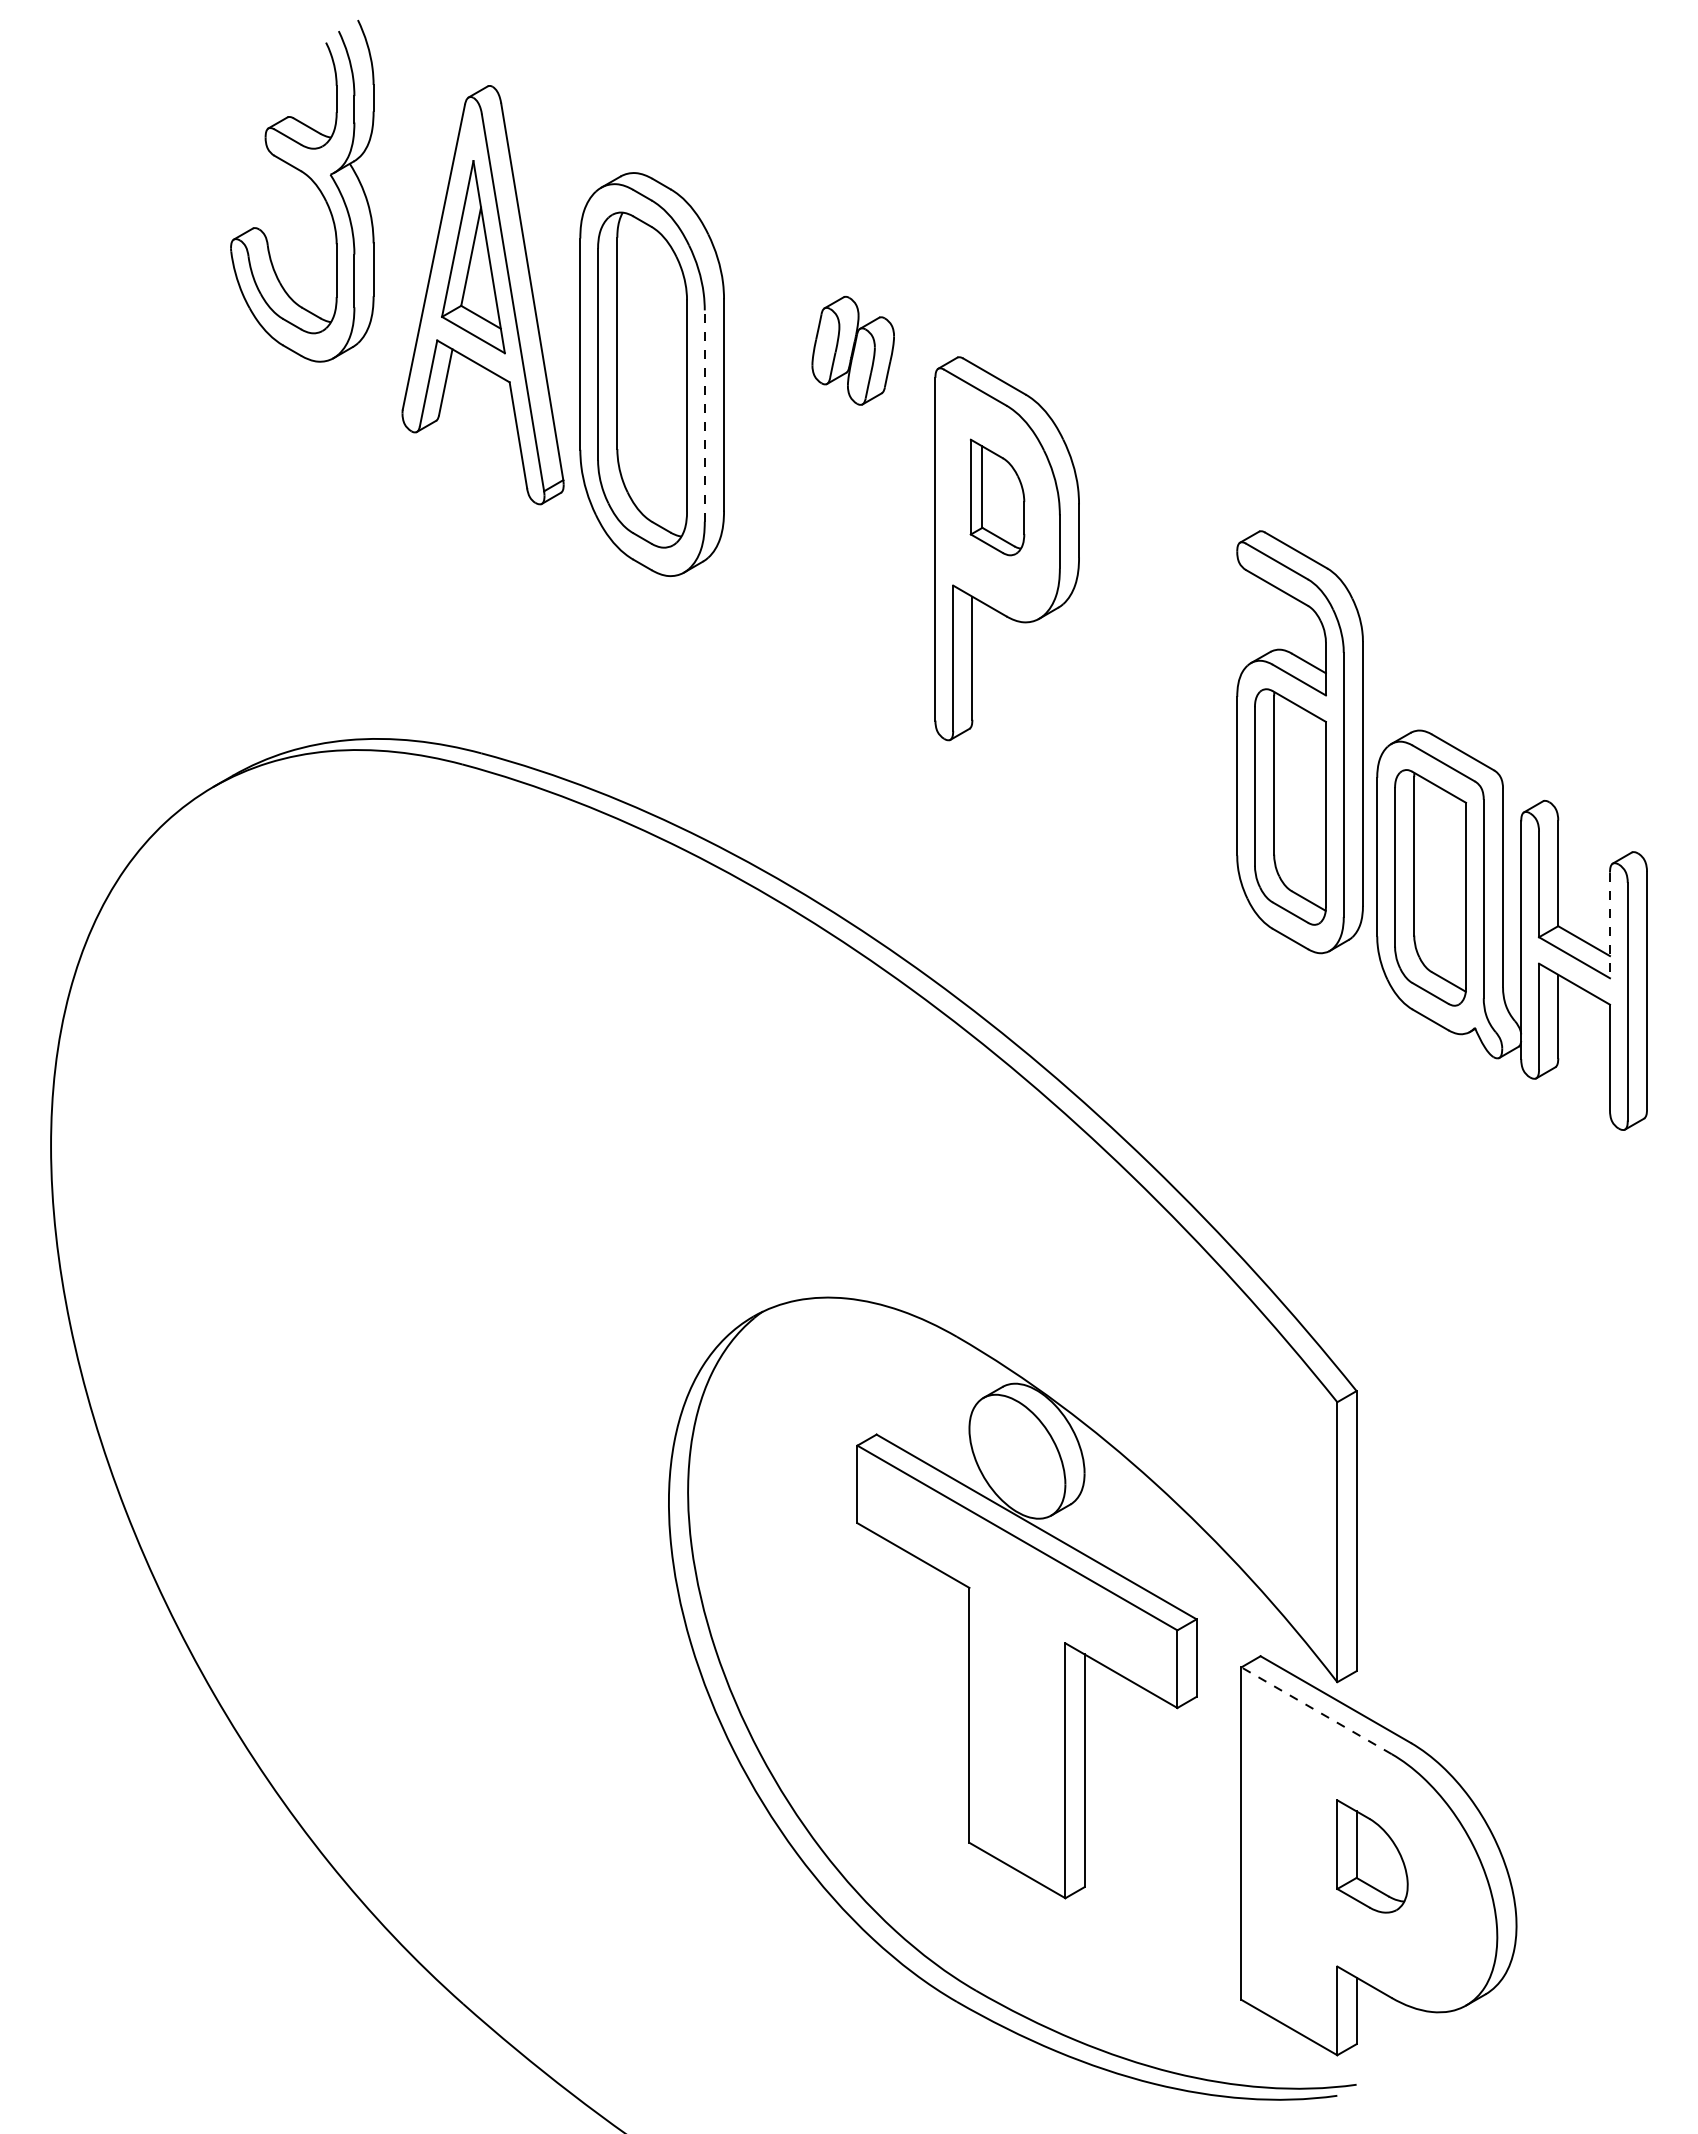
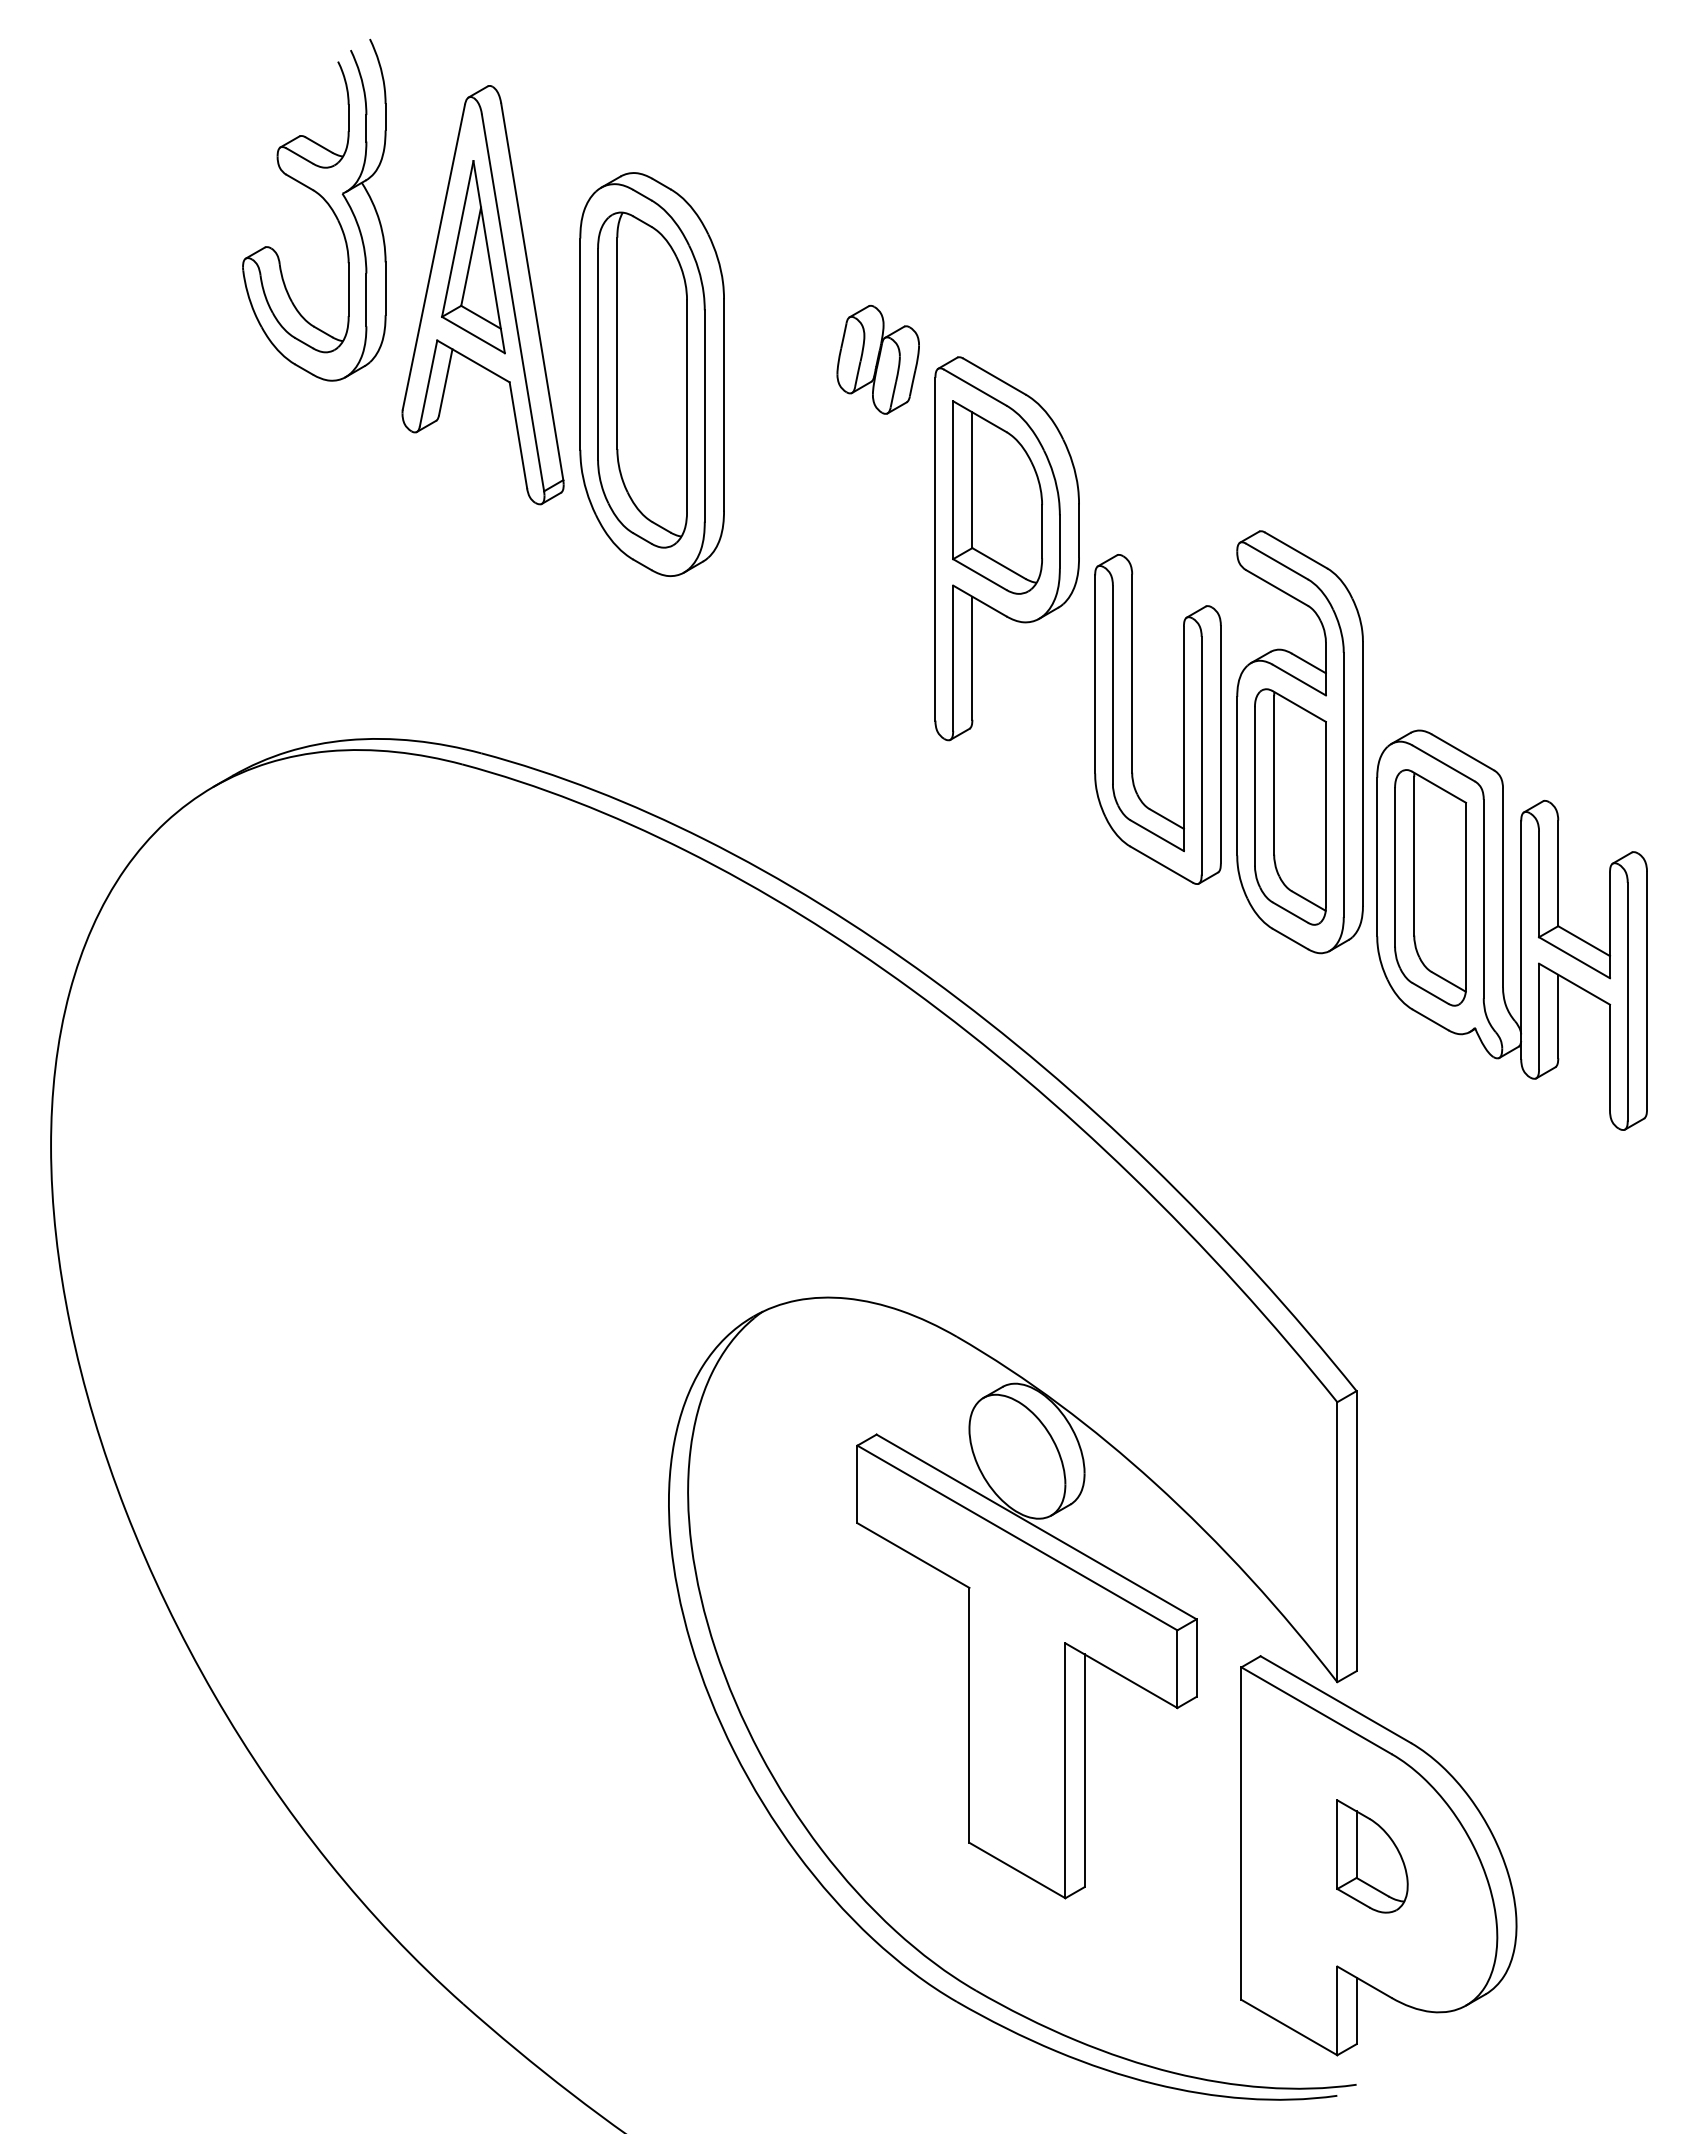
part position: (312, 182) -> (324, 201) (324, 201)
part position: (852, 350) -> (877, 359) (877, 359)
line: dashed -> solid (704, 416)
part size: 57x119 px -> 91x195 px (997, 497)
part: none -> present (1132, 719)
line: dashed -> solid (1610, 925)
line: dashed -> solid (1316, 1710)
